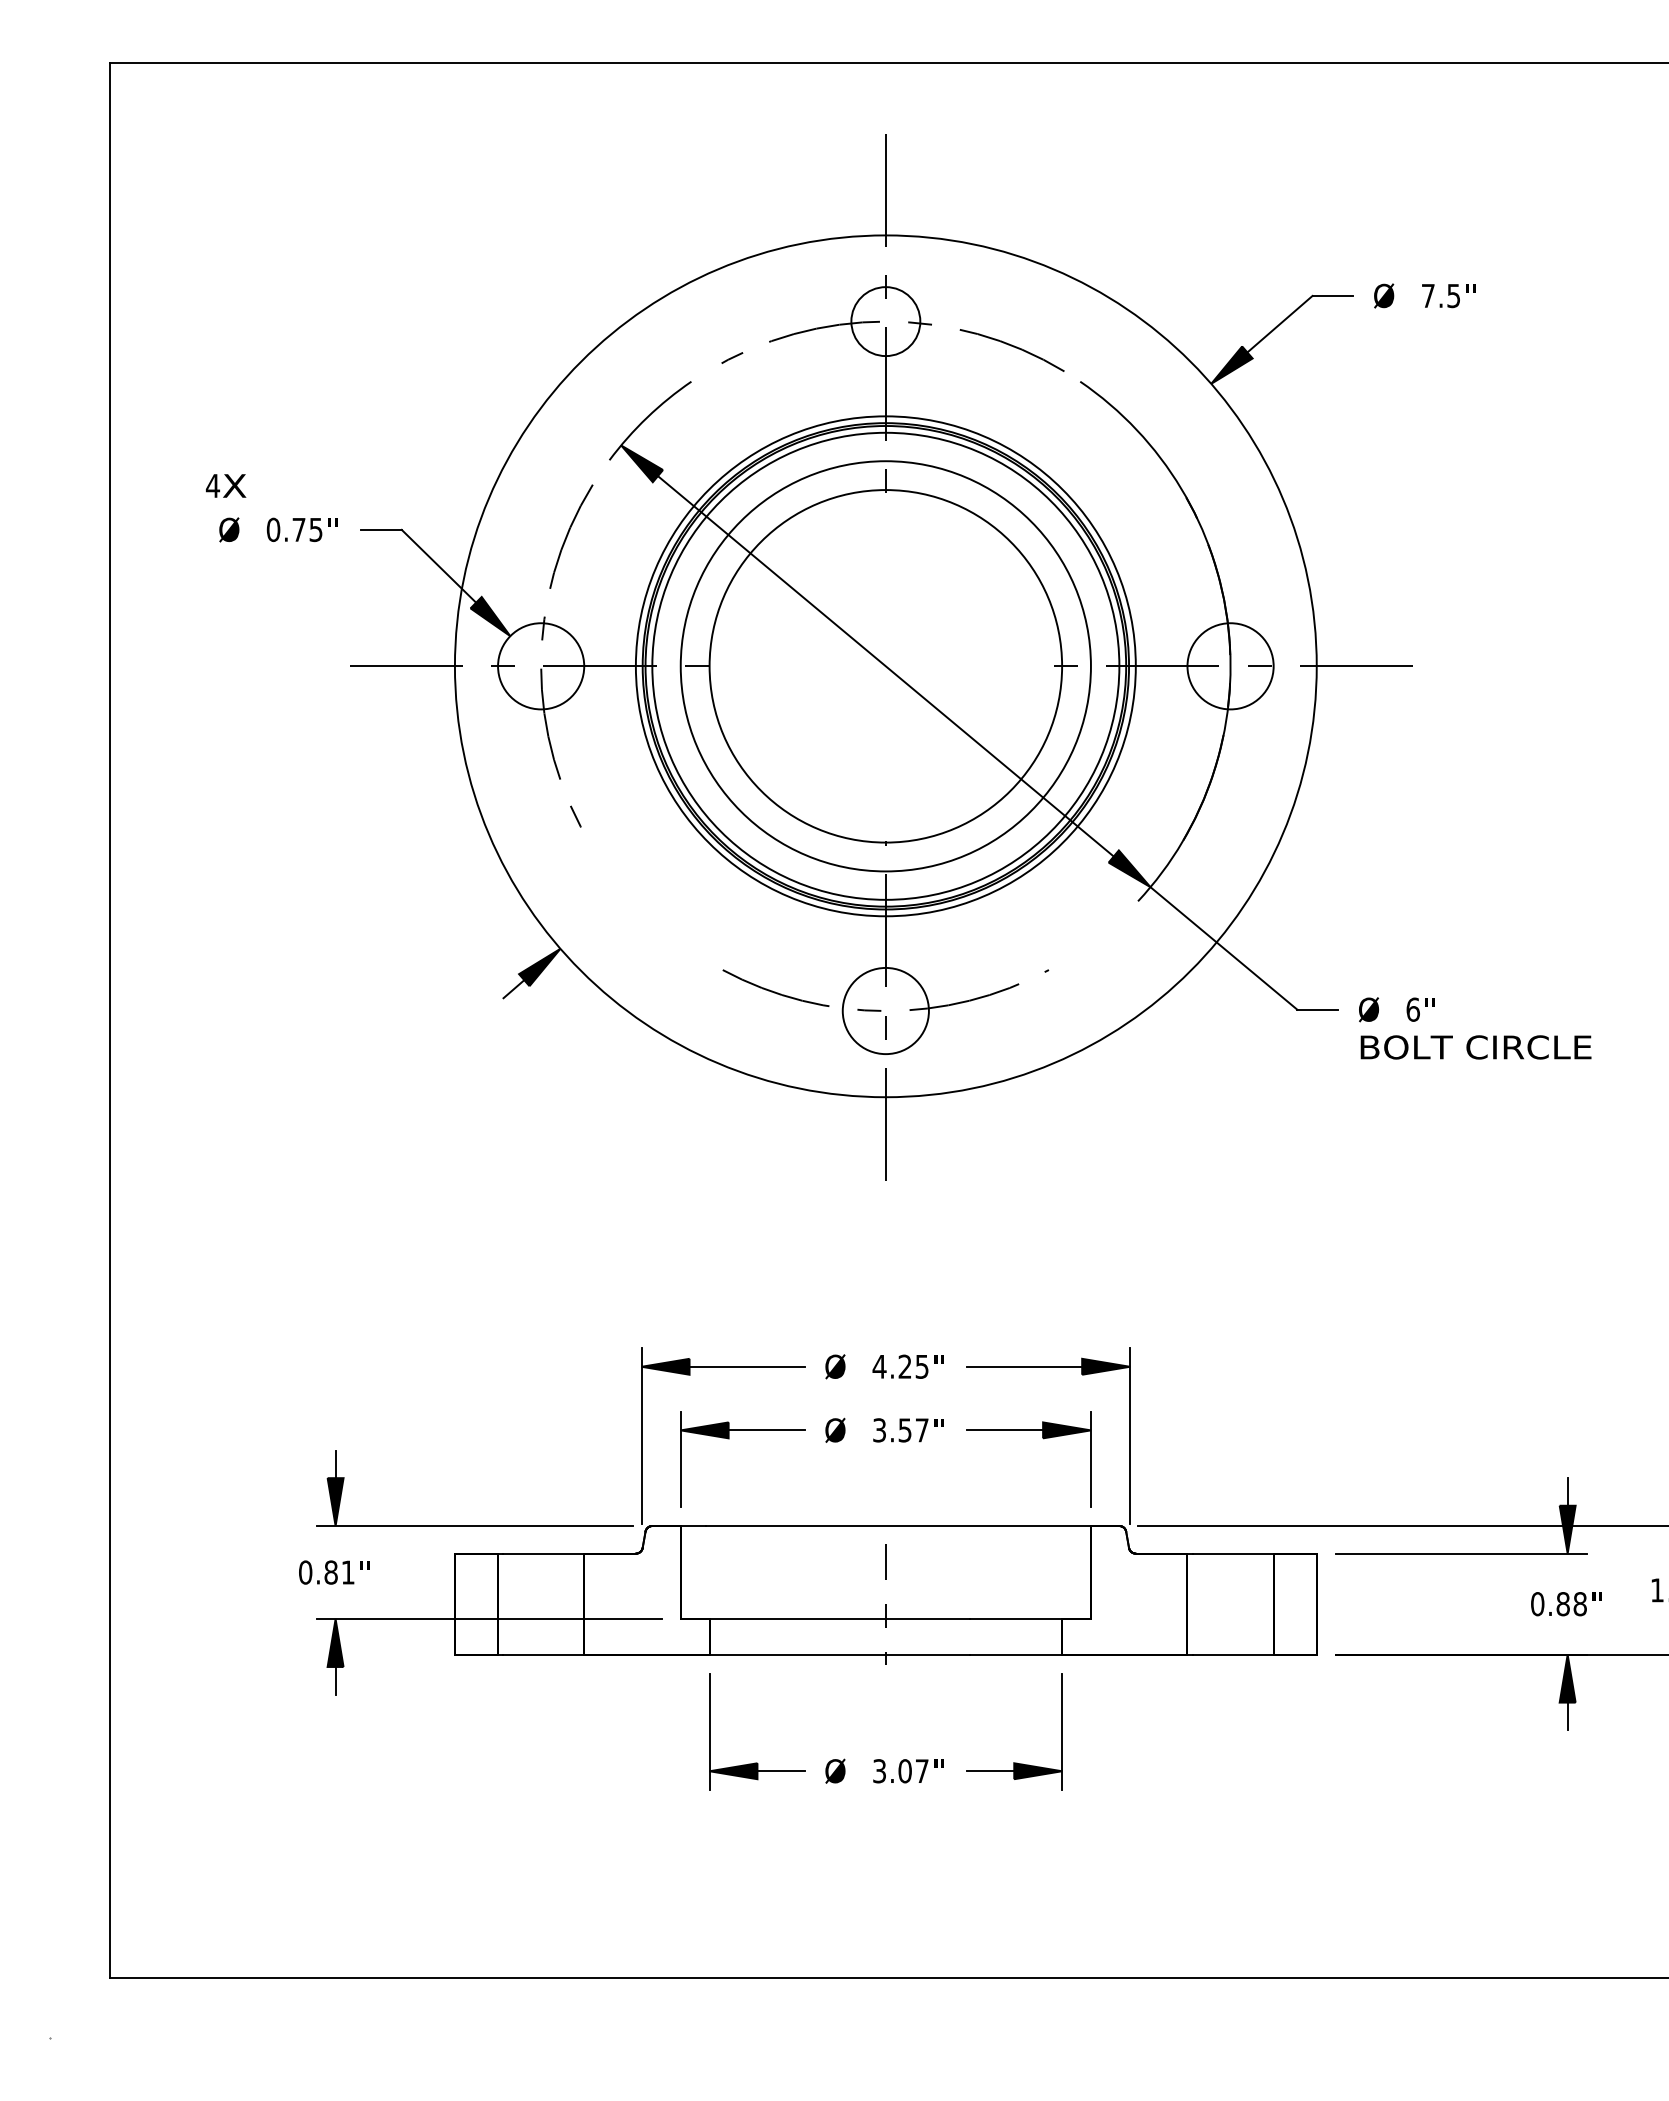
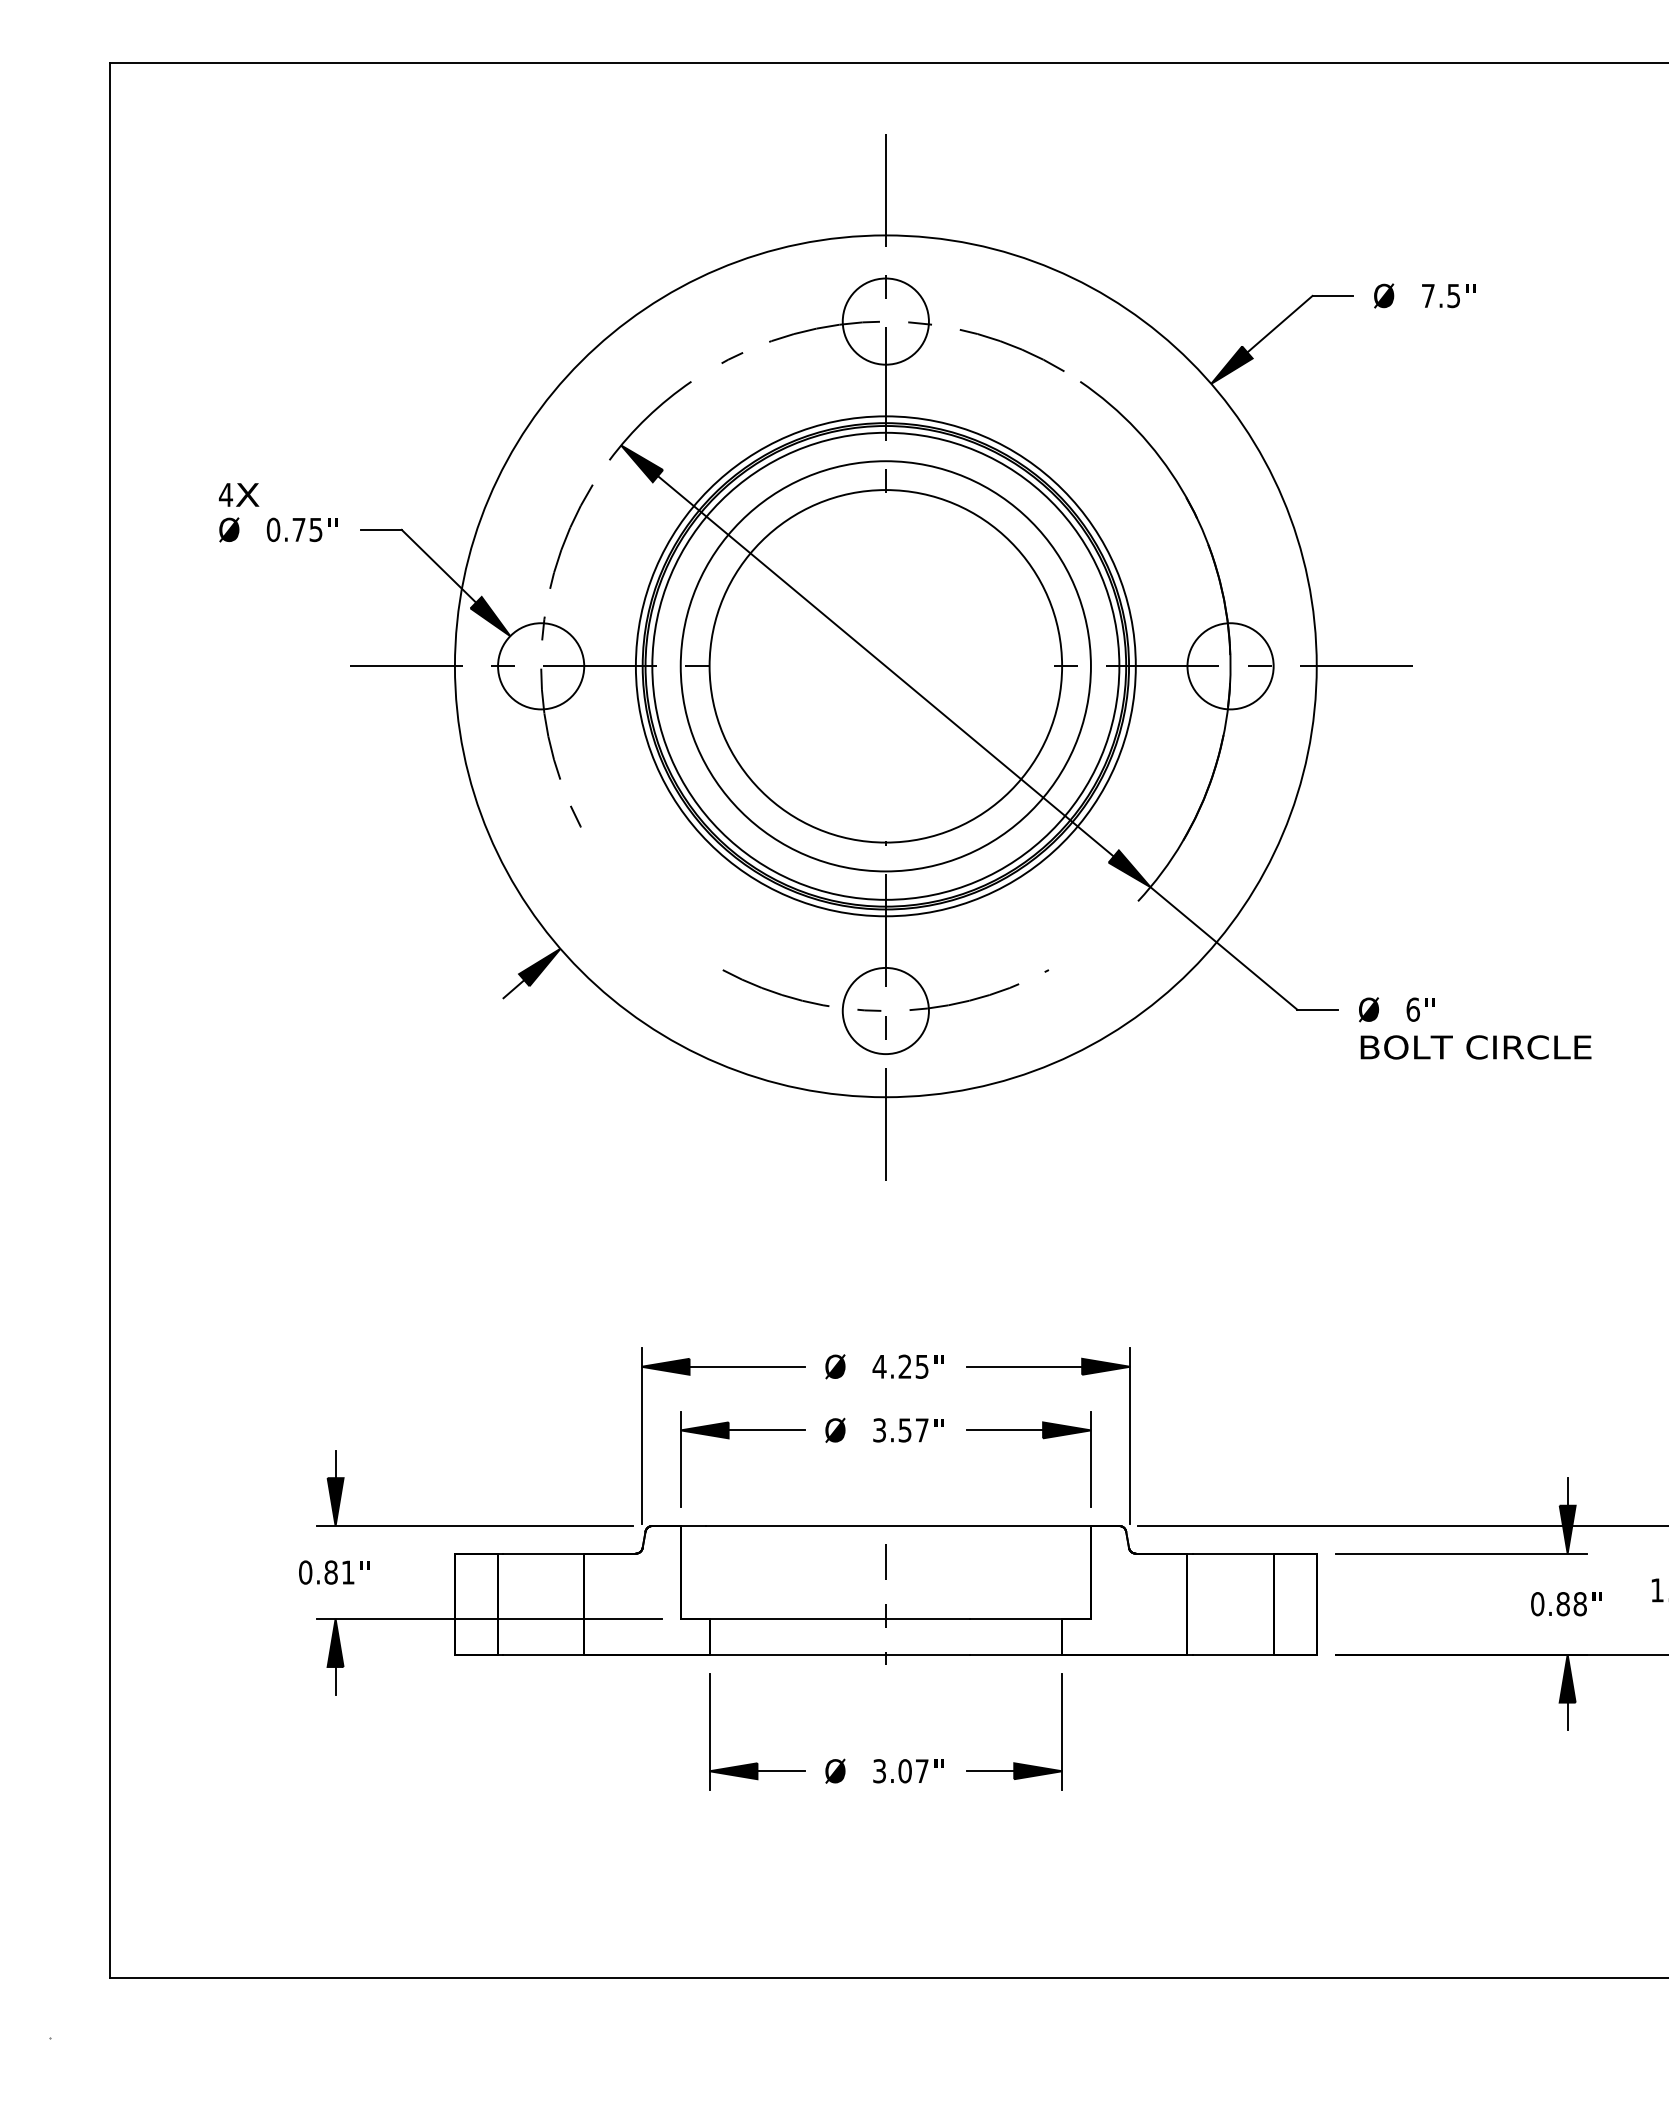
circle diameter: 69 px -> 86 px (885, 321)
text position: (226, 485) -> (239, 494) (239, 494)
